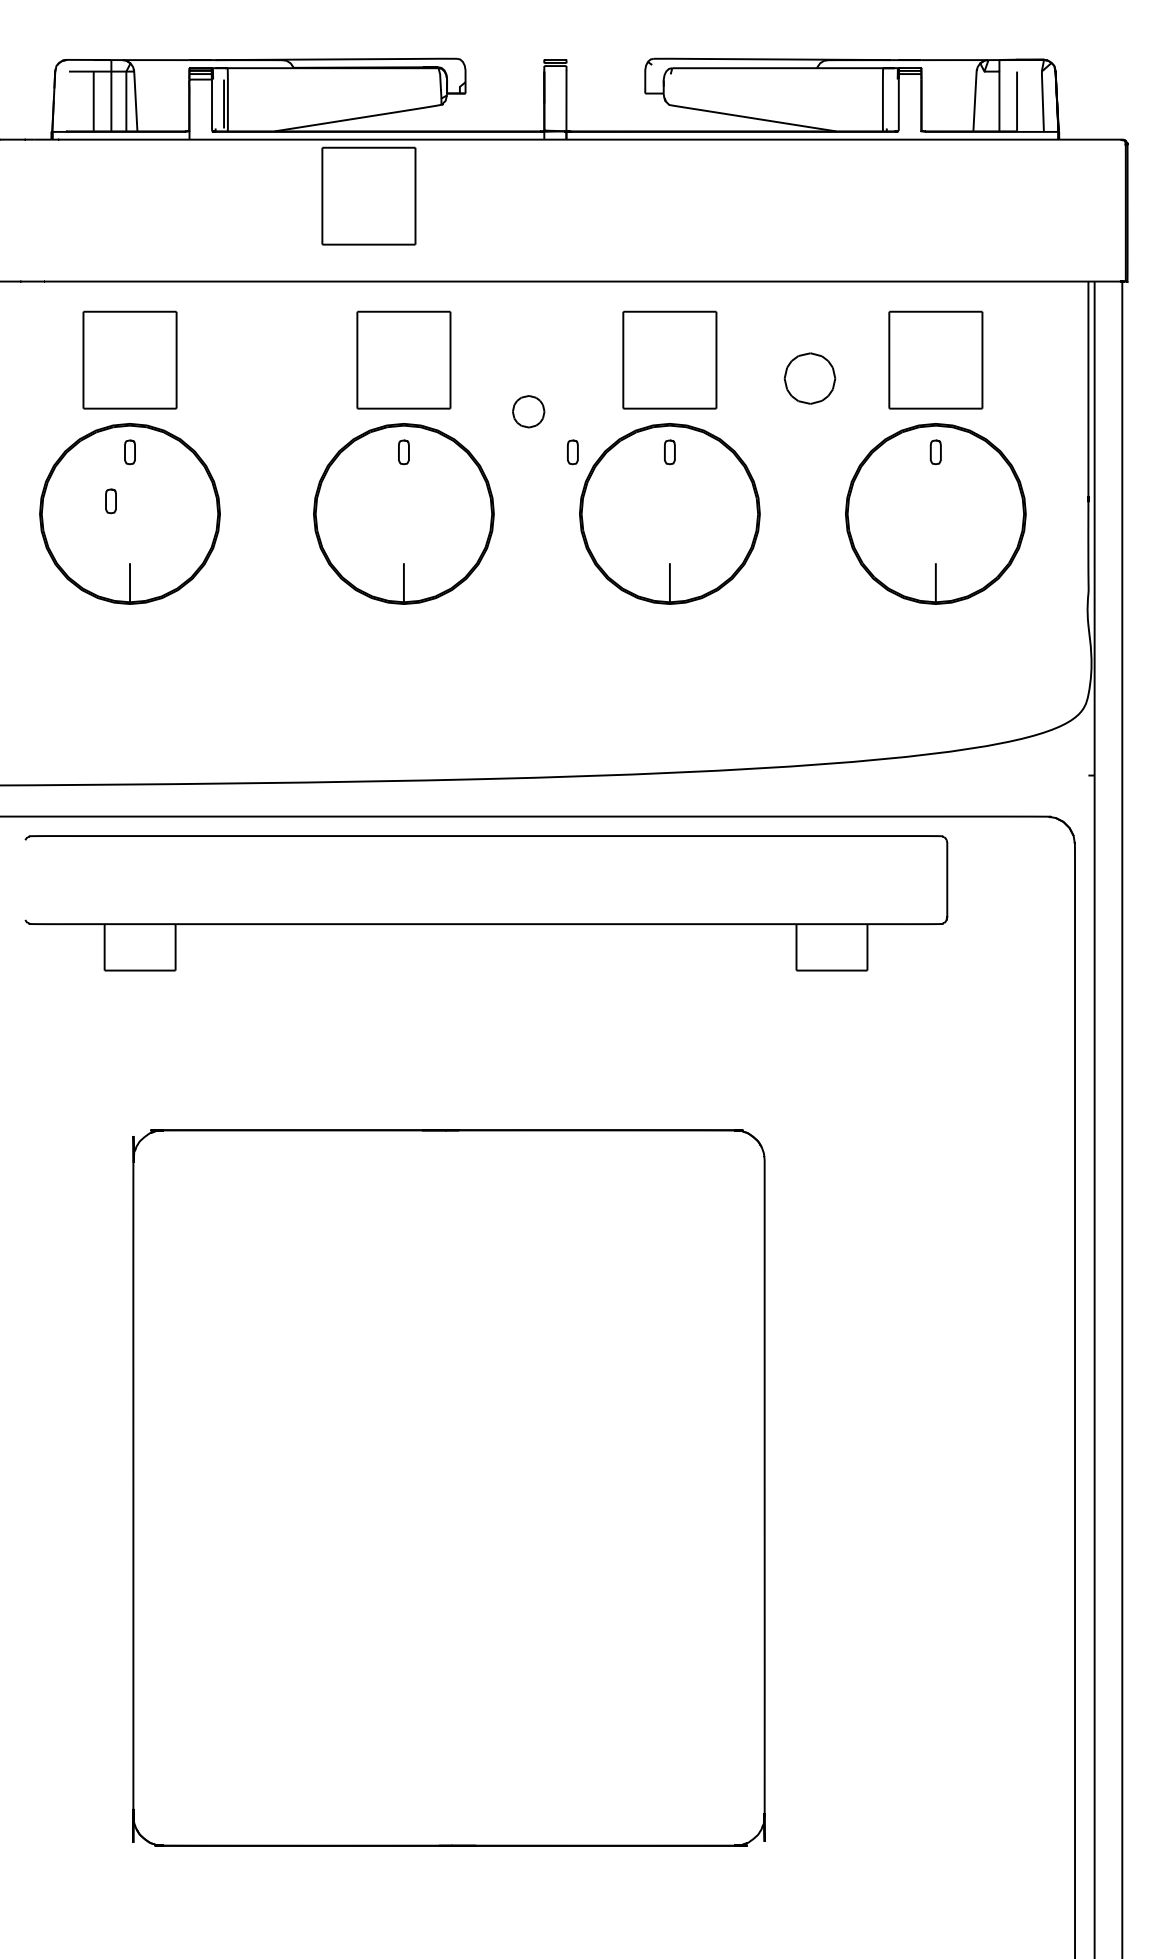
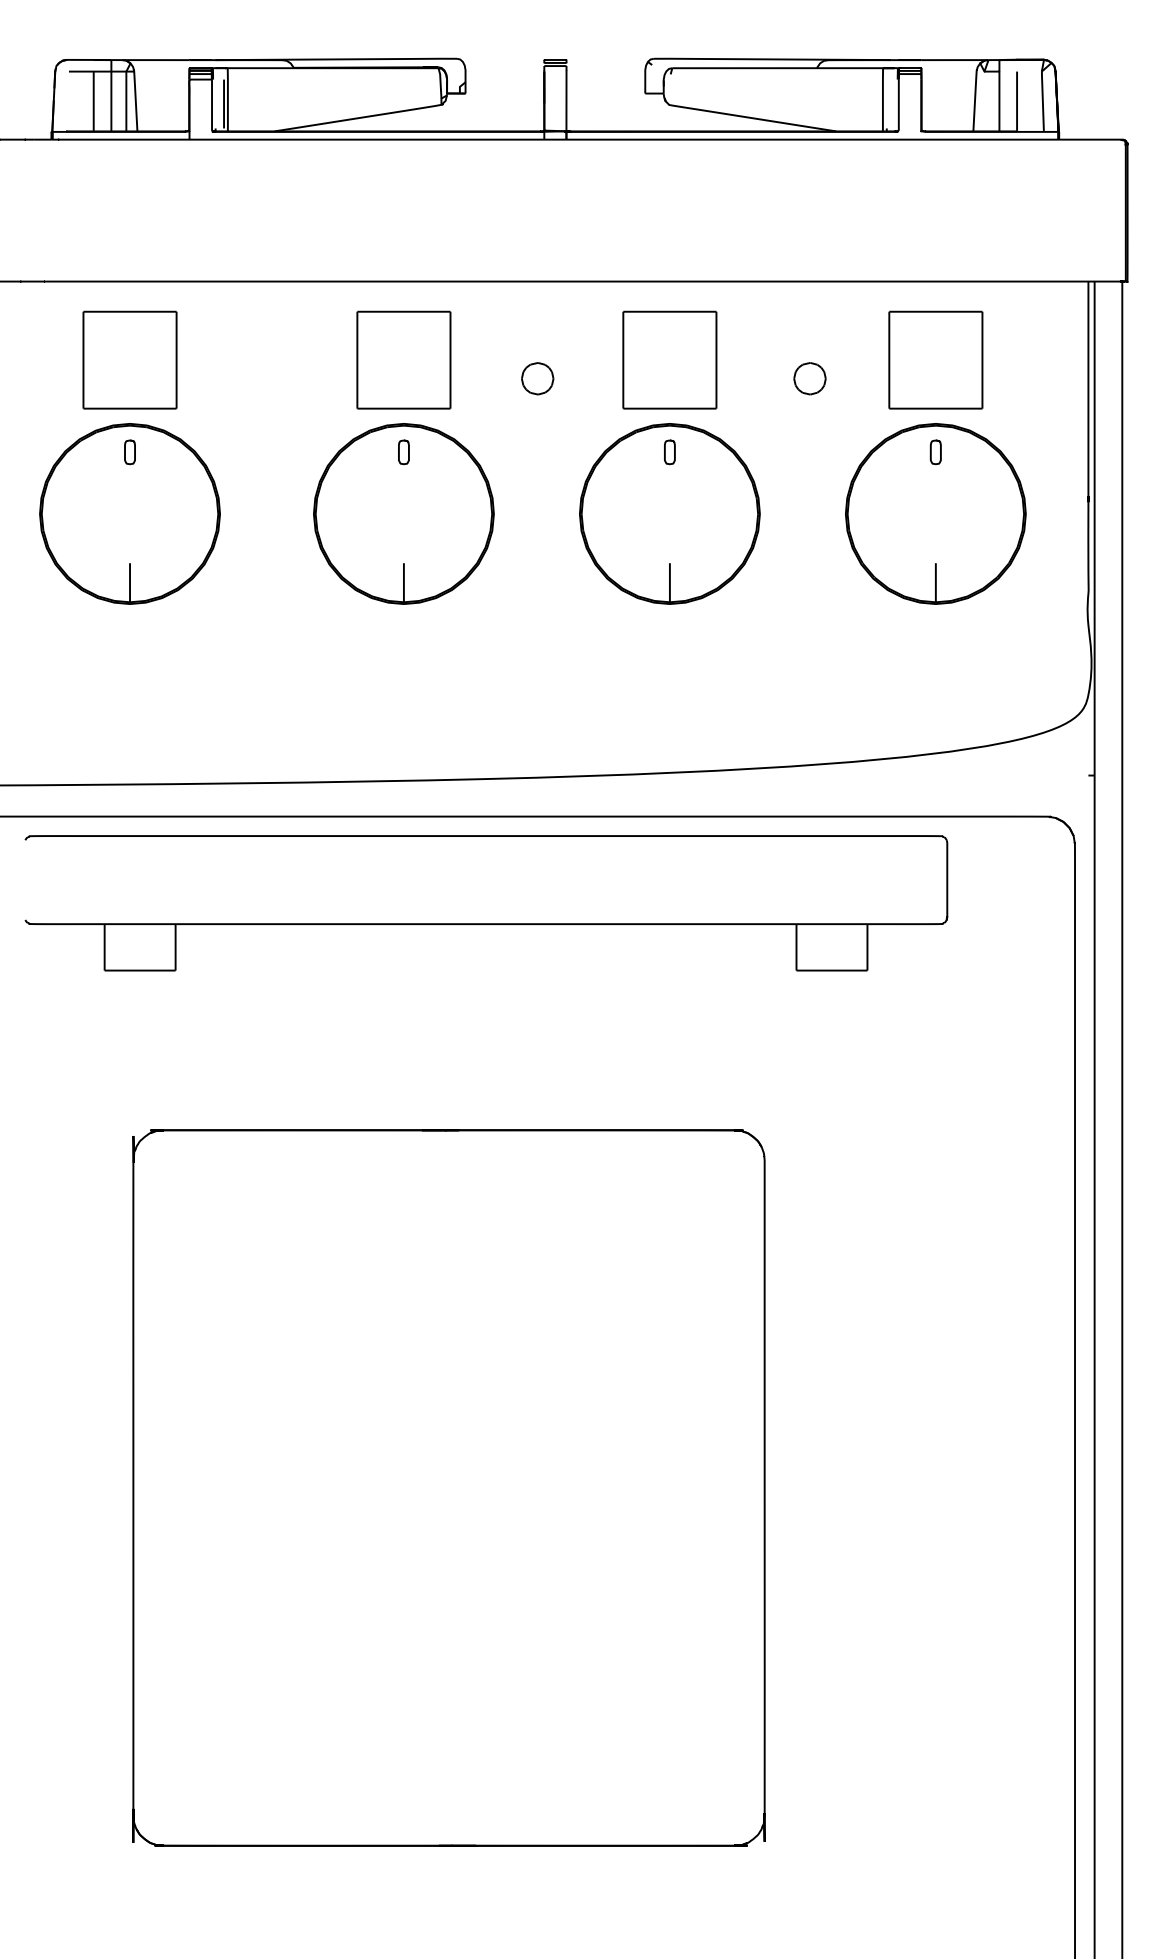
part: present -> none (368, 195)
part size: 54x53 px -> 34x34 px (809, 378)
part position: (528, 411) -> (537, 378) (537, 378)
part: present -> none (572, 452)
part: present -> none (110, 501)
